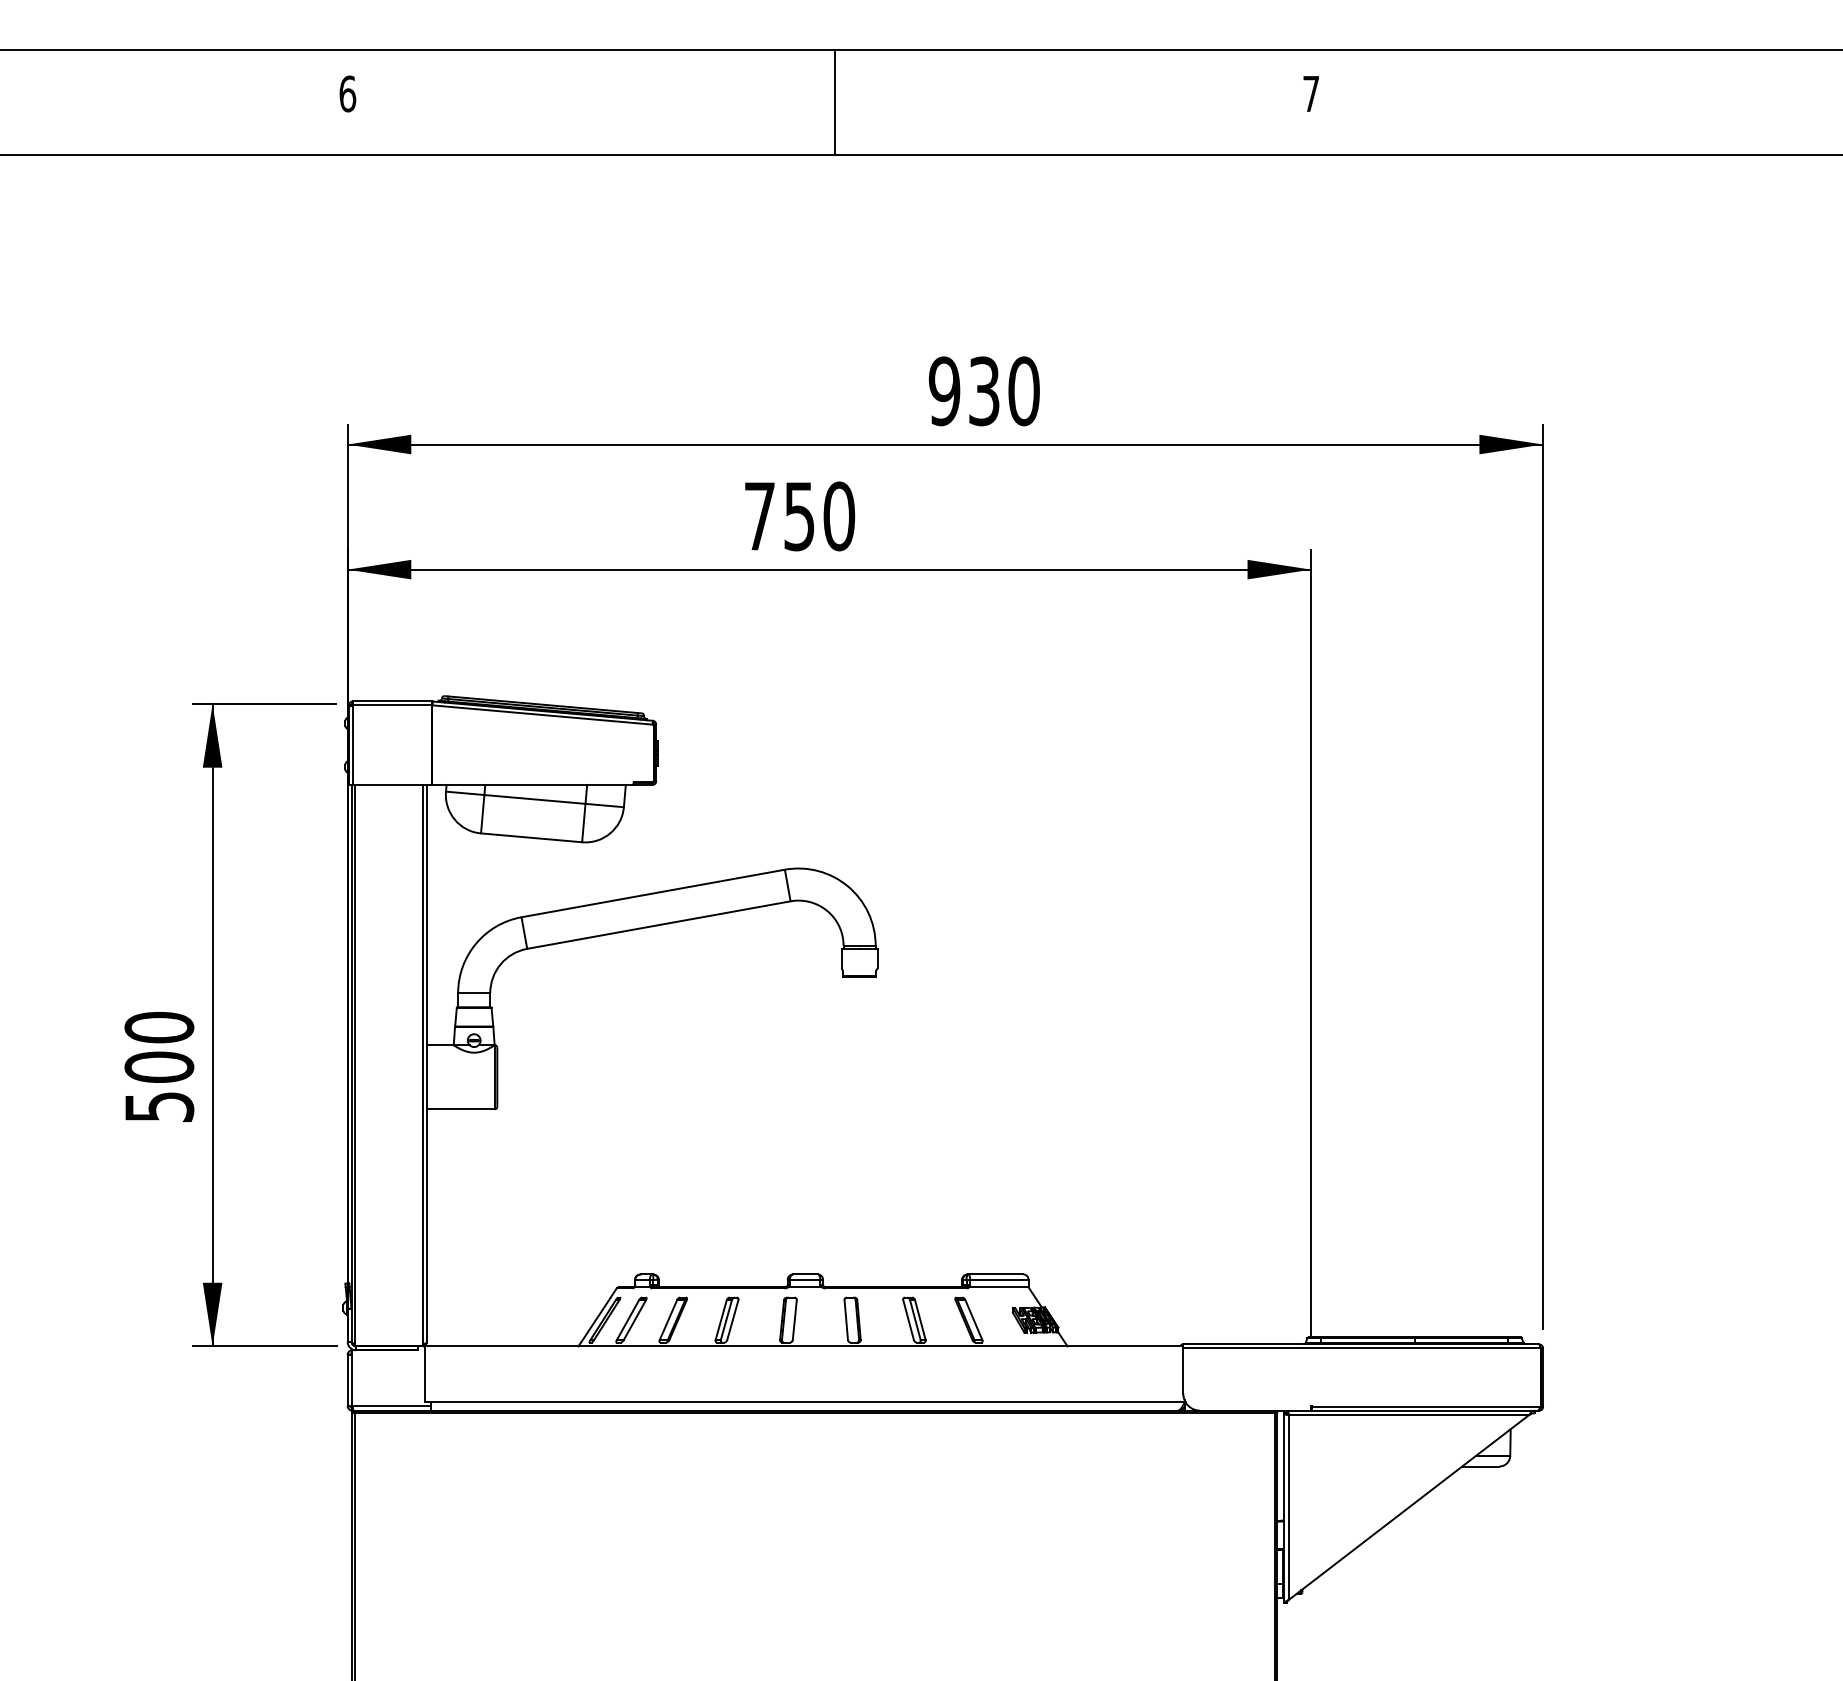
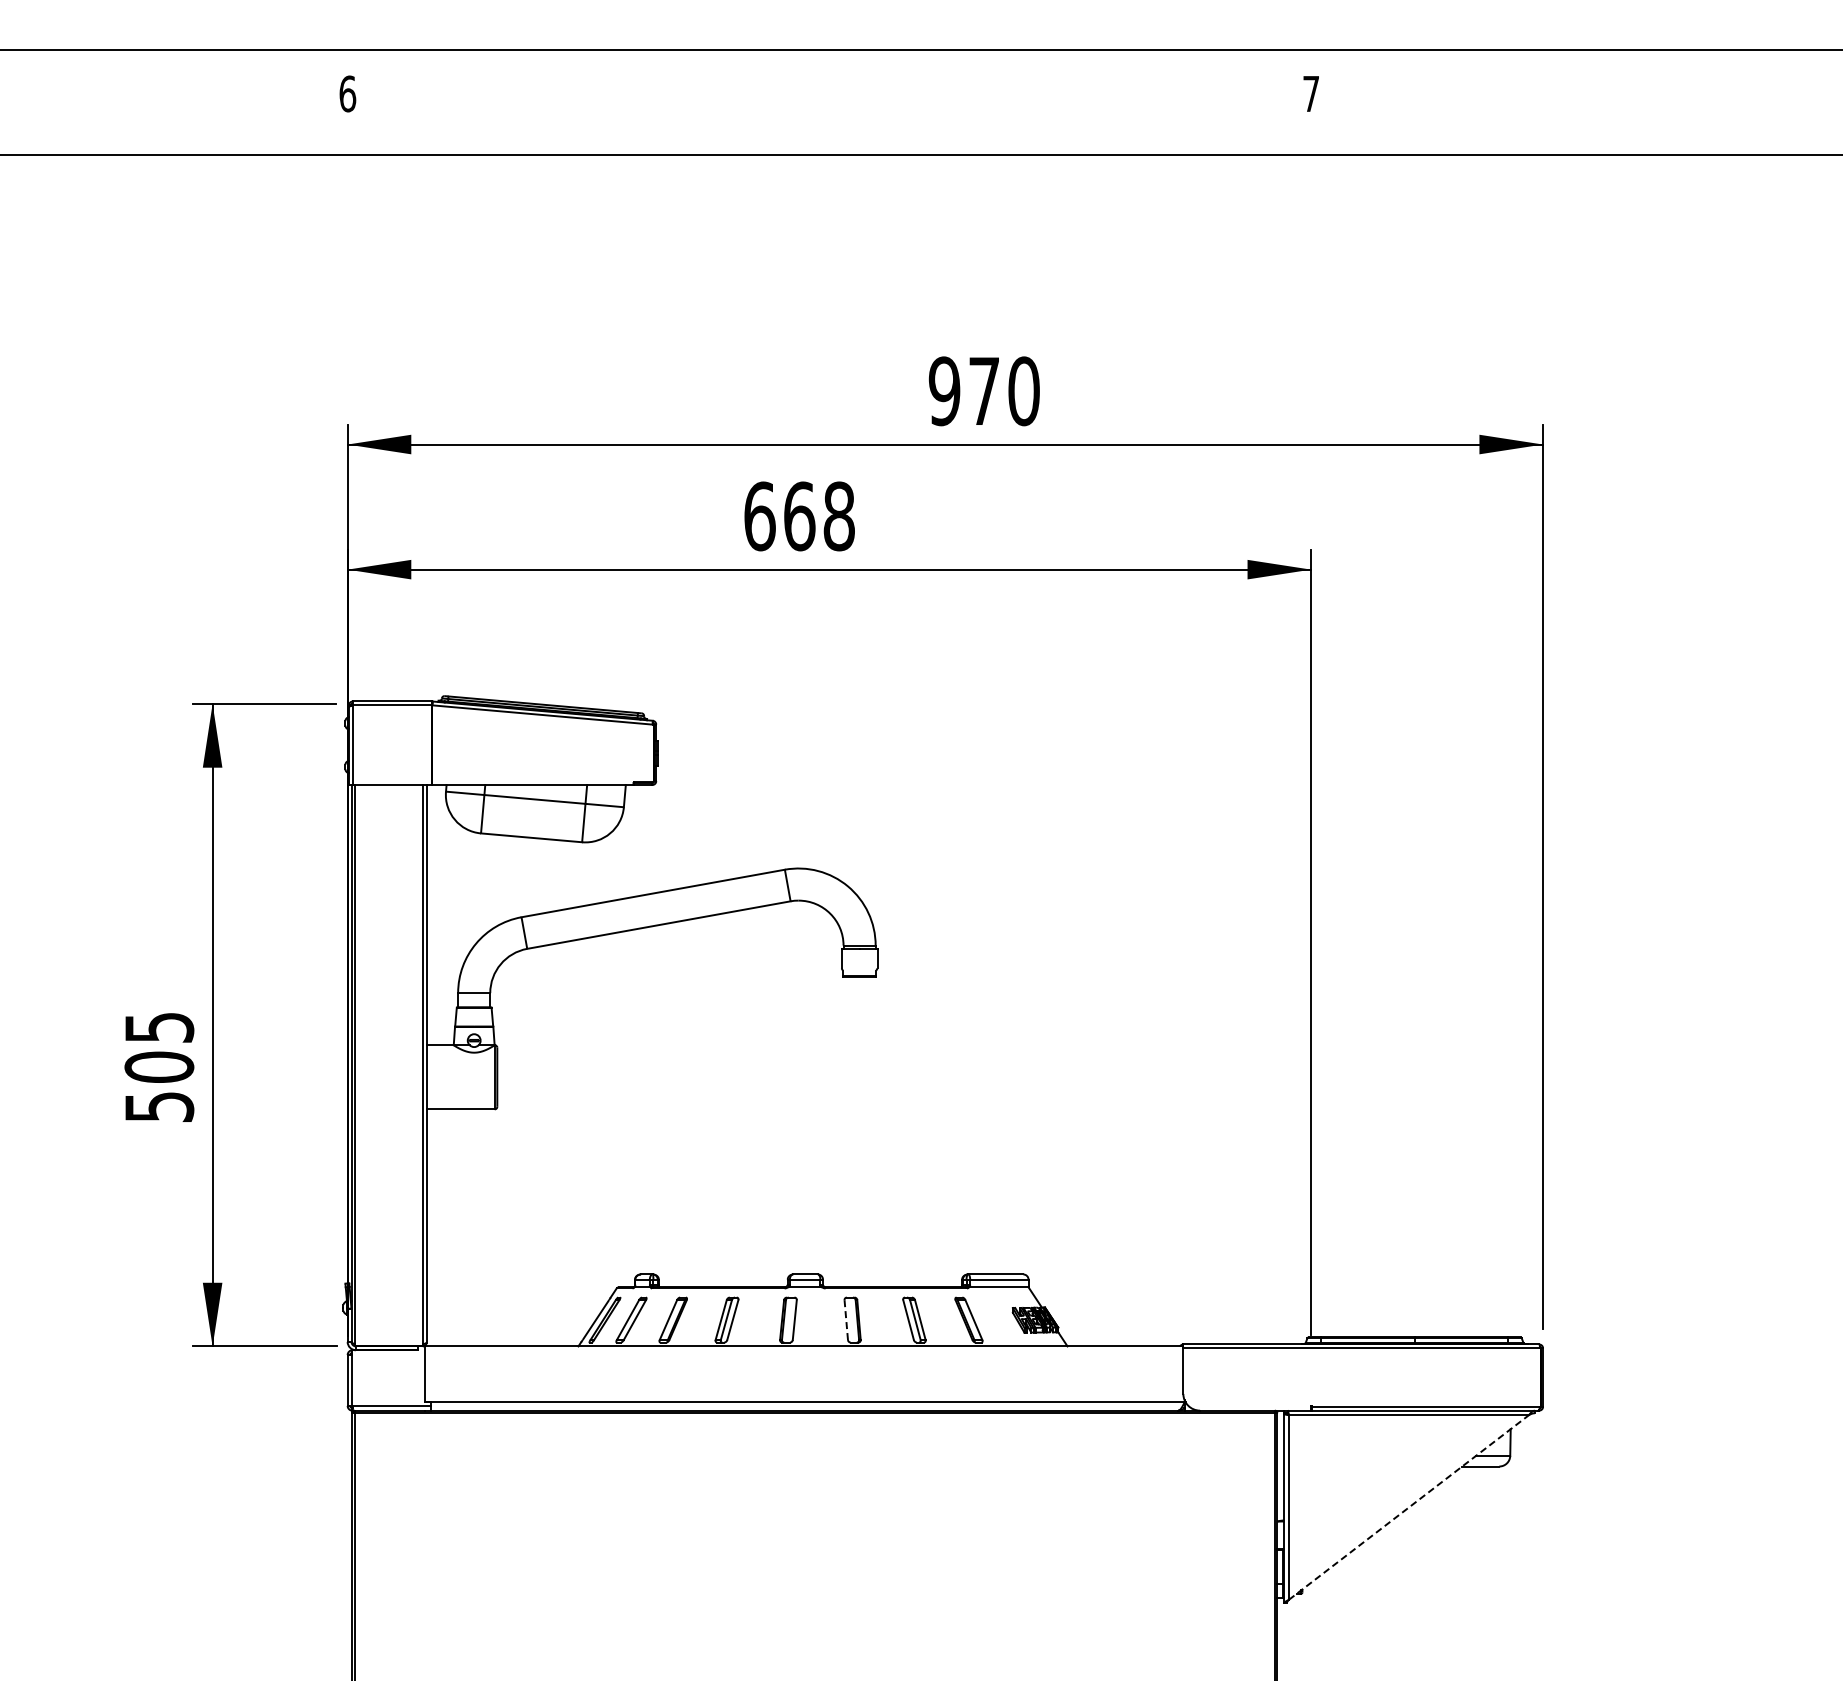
line: present -> none (835, 102)
text: 930 -> 970 (984, 391)
text: 750 -> 668 (799, 516)
text: 500 -> 505 (159, 1027)
line: solid -> dashed (846, 1320)
line: solid -> dashed (1408, 1507)
